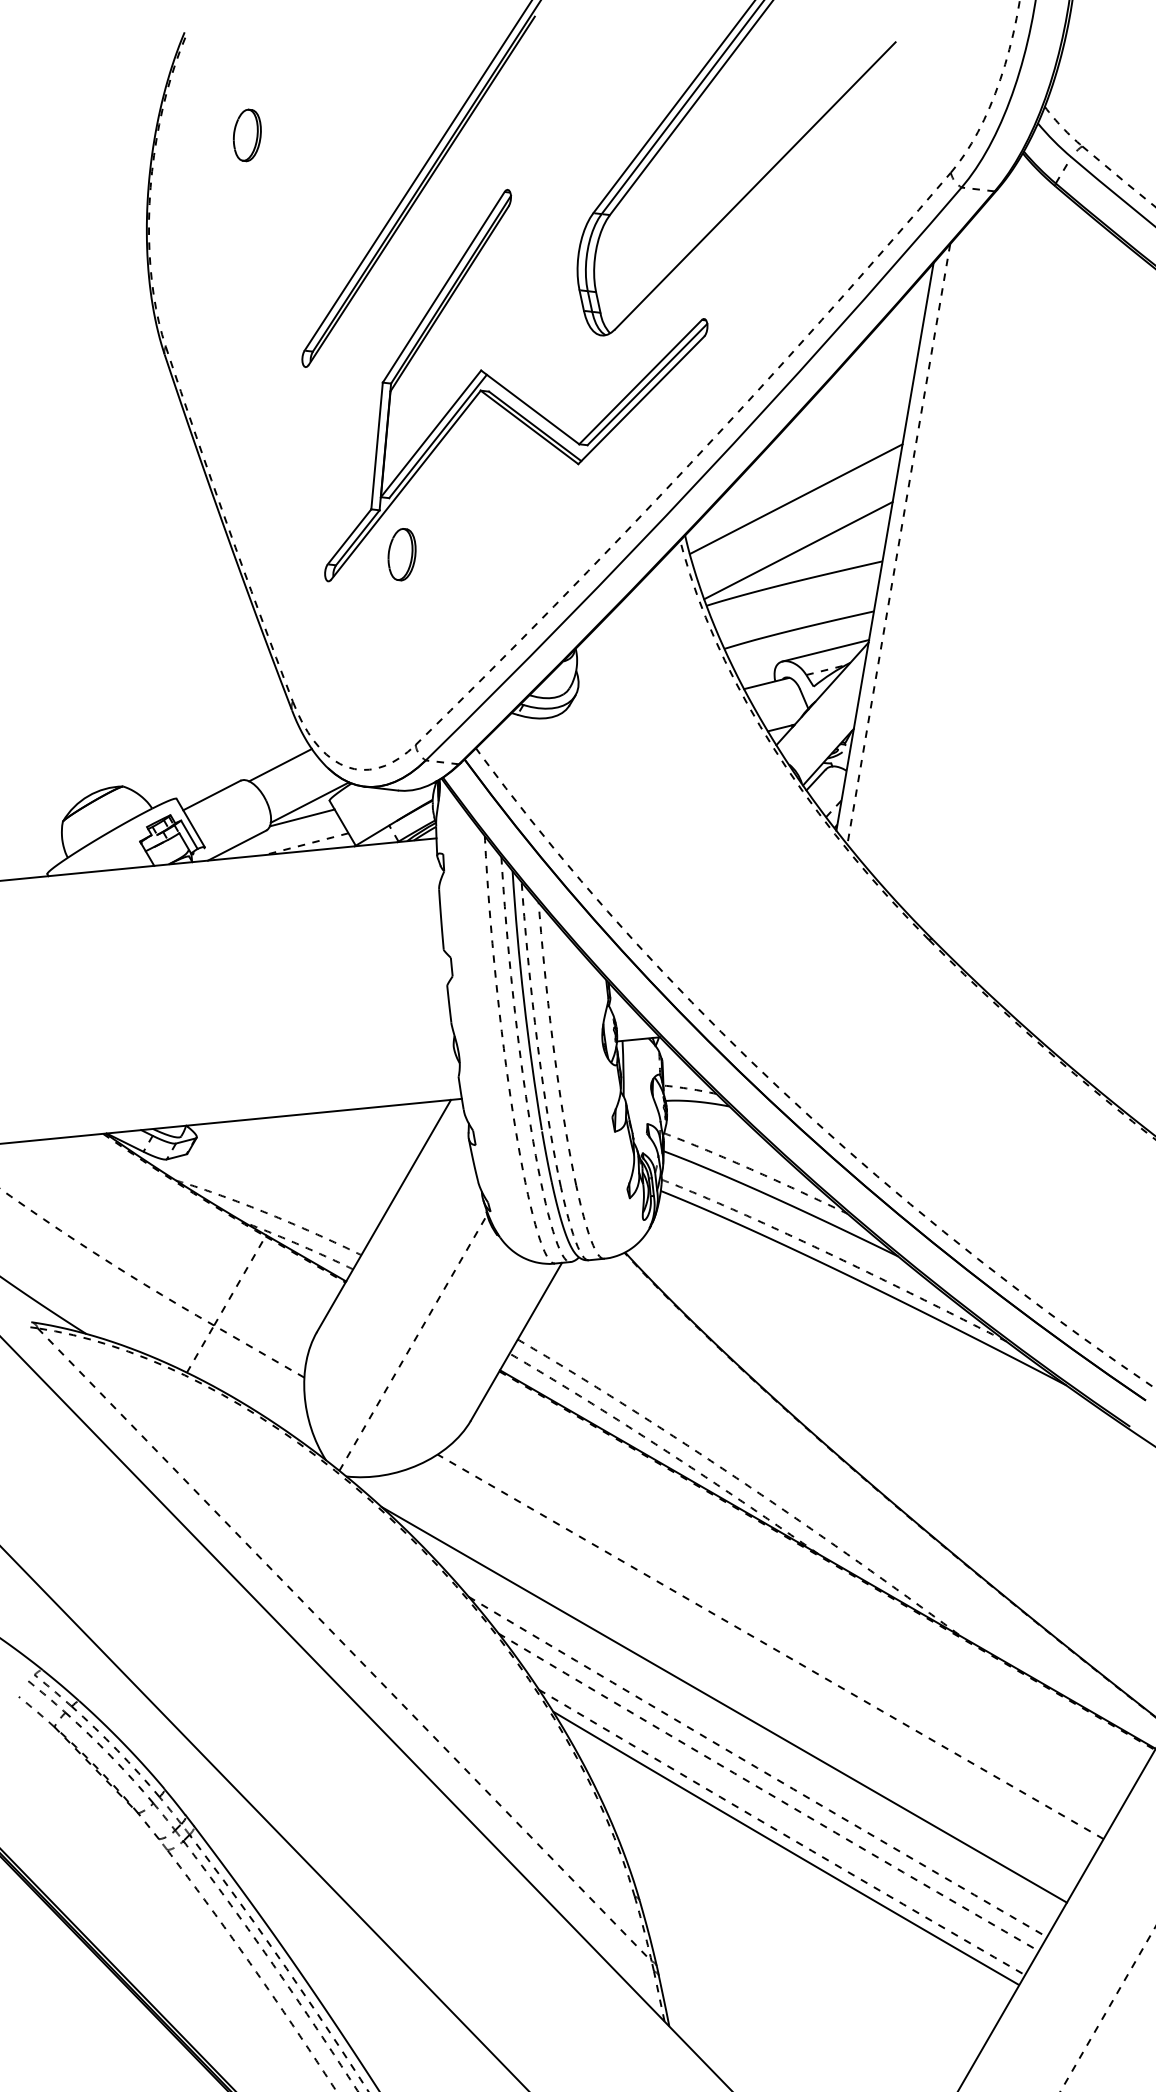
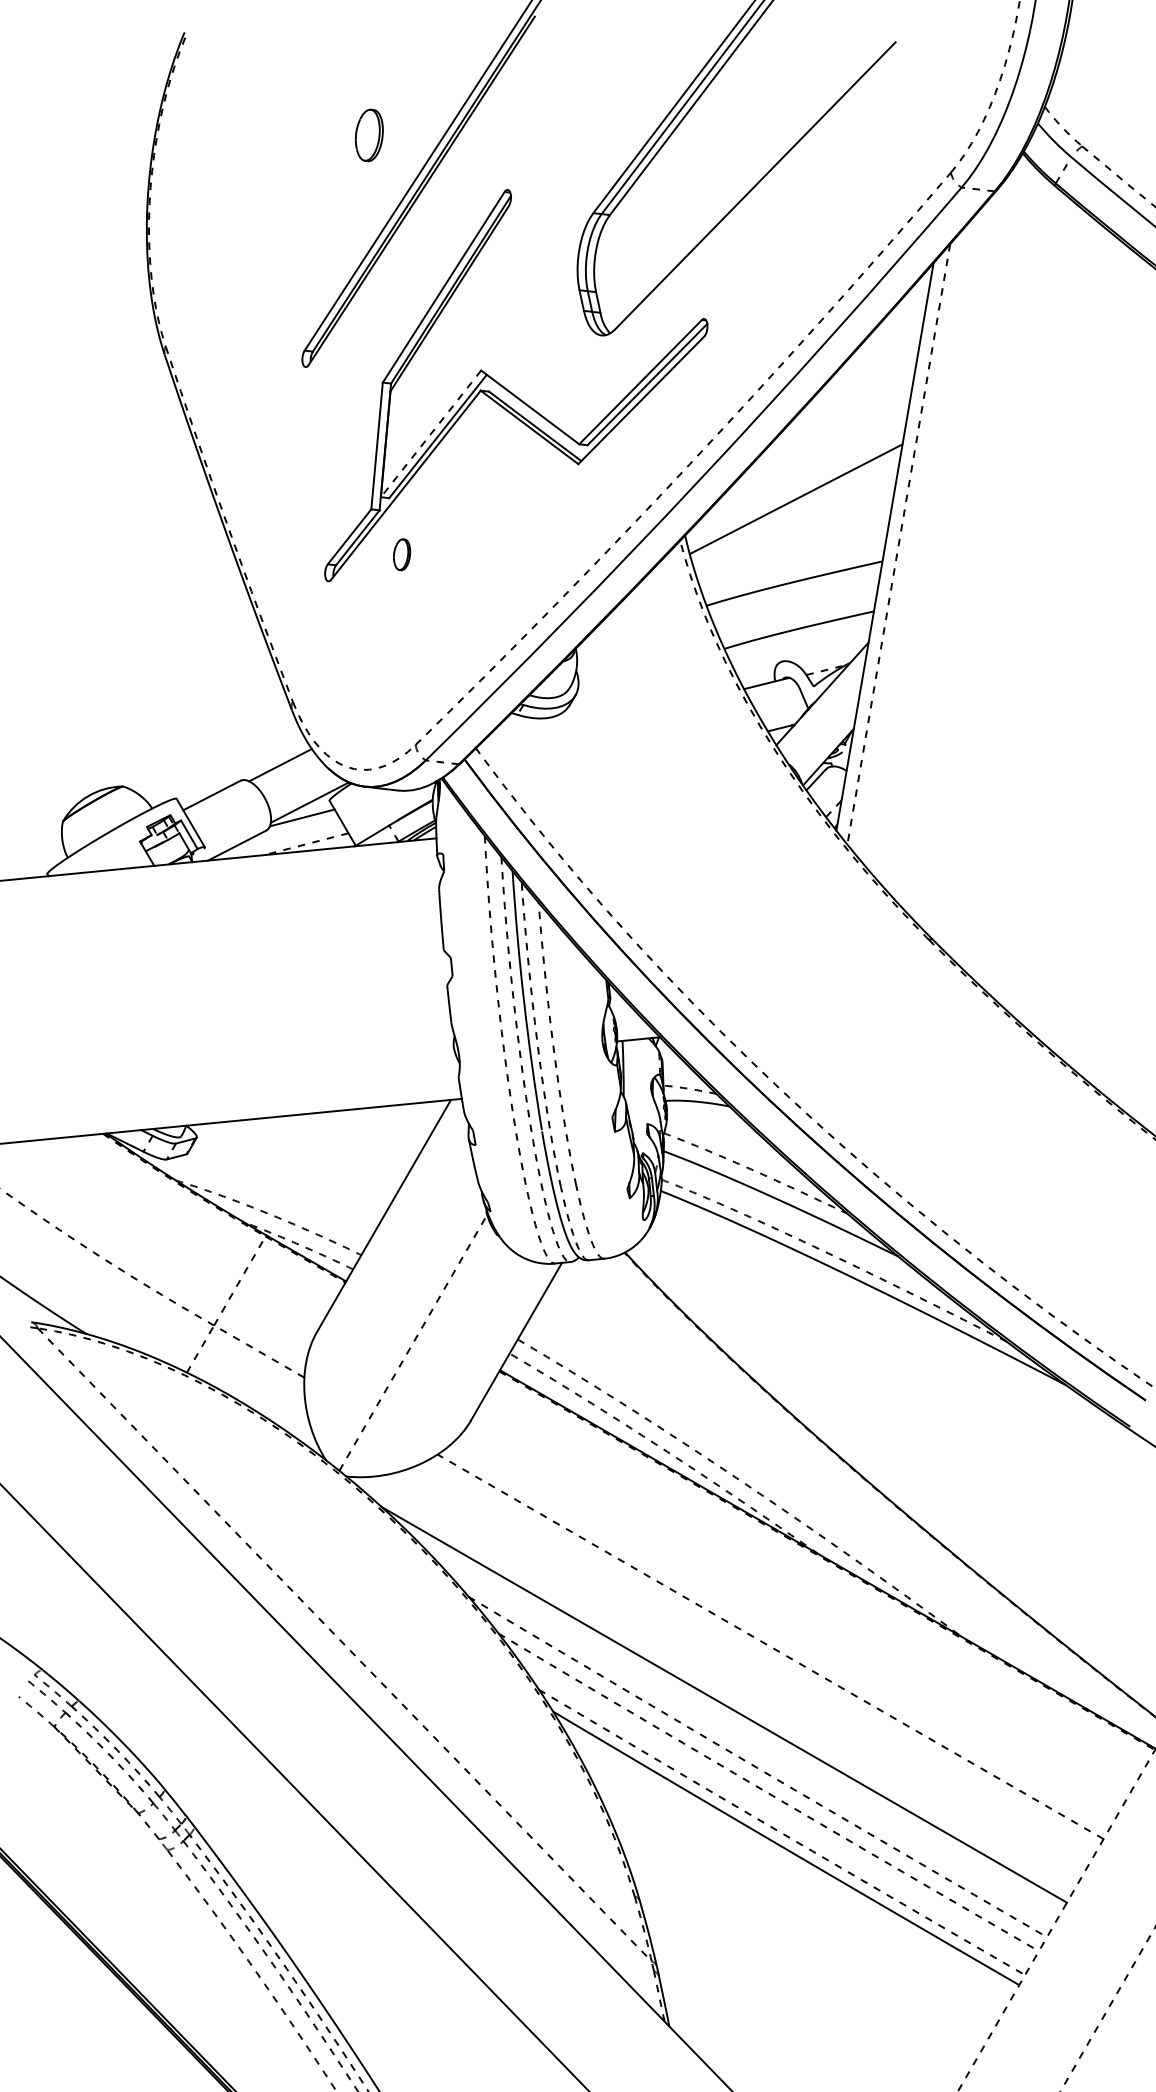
part position: (247, 135) -> (369, 135) (369, 135)
line: solid -> dashed (431, 433)
line: present -> none (798, 550)
part size: 30x54 px -> 19x34 px (402, 554)
line: present -> none (825, 650)
line position: (264, 1818) -> (294, 1787) (294, 1787)
line: solid -> dashed (1056, 1920)
